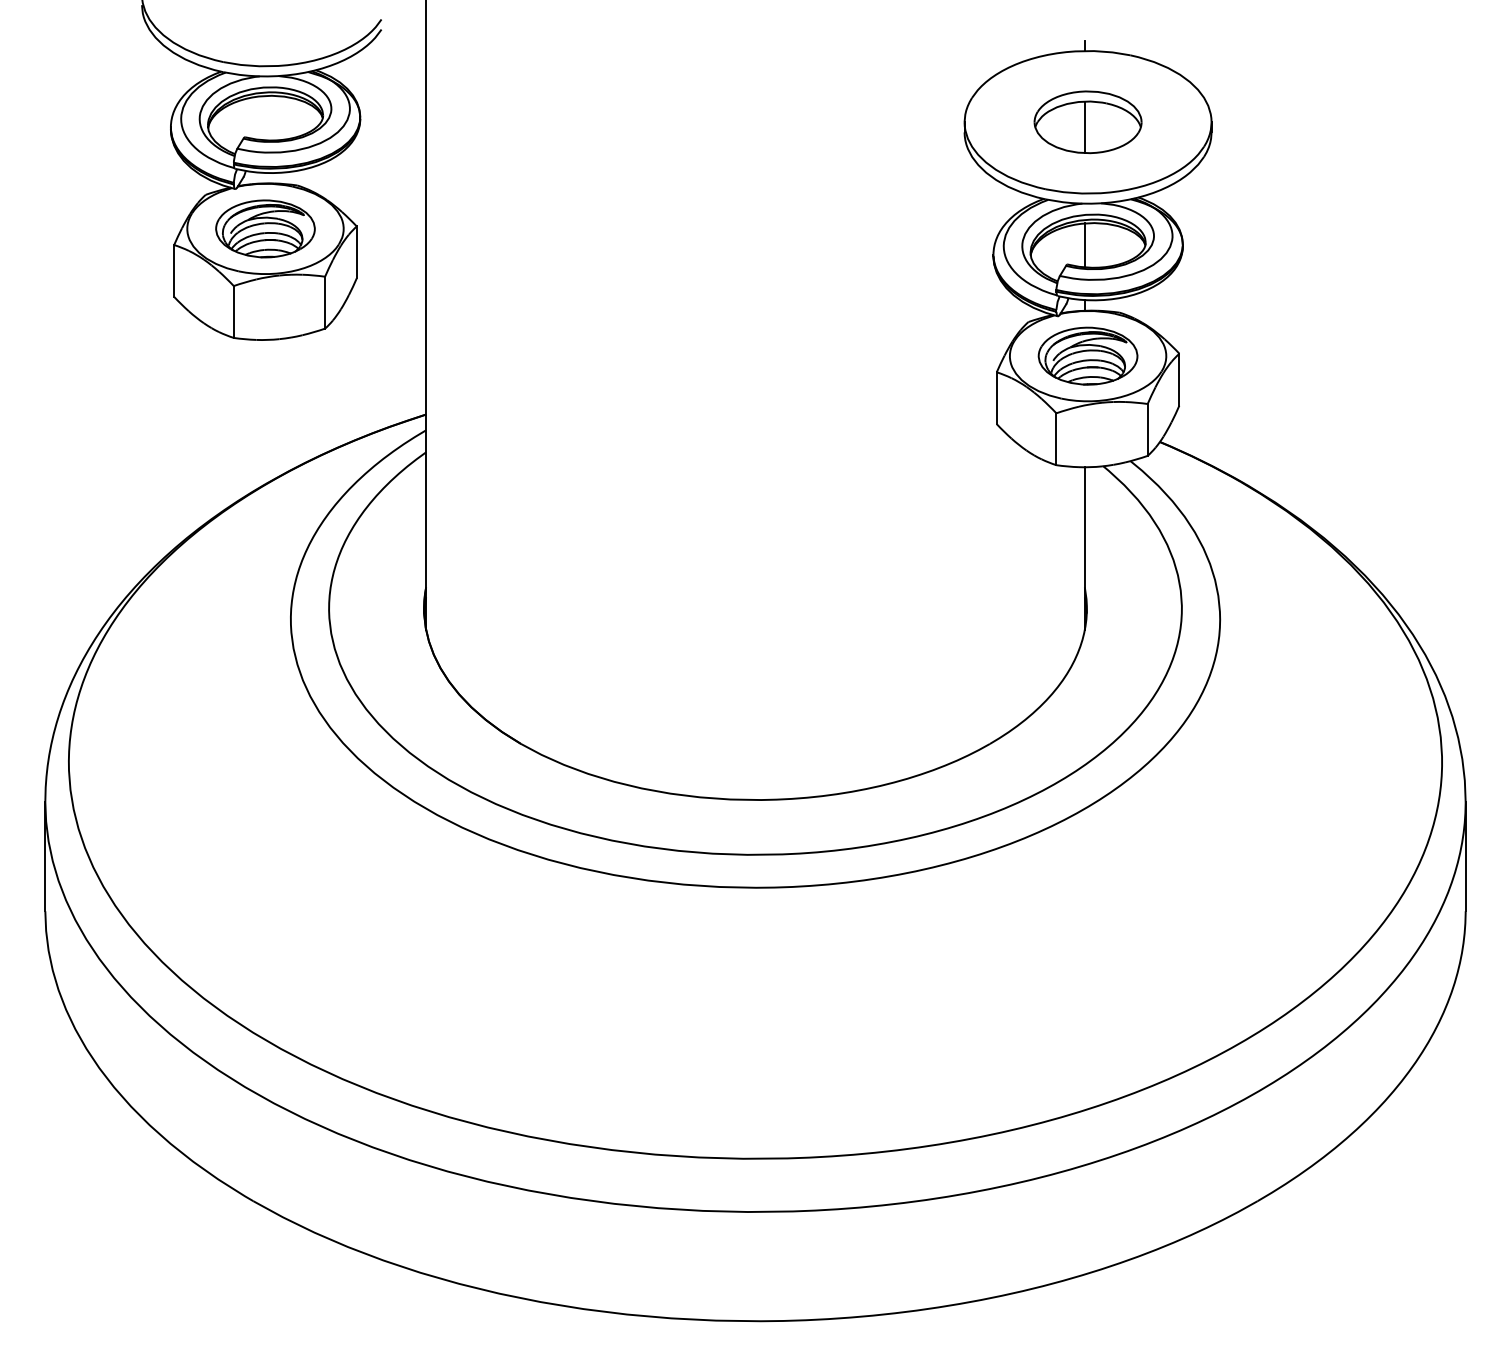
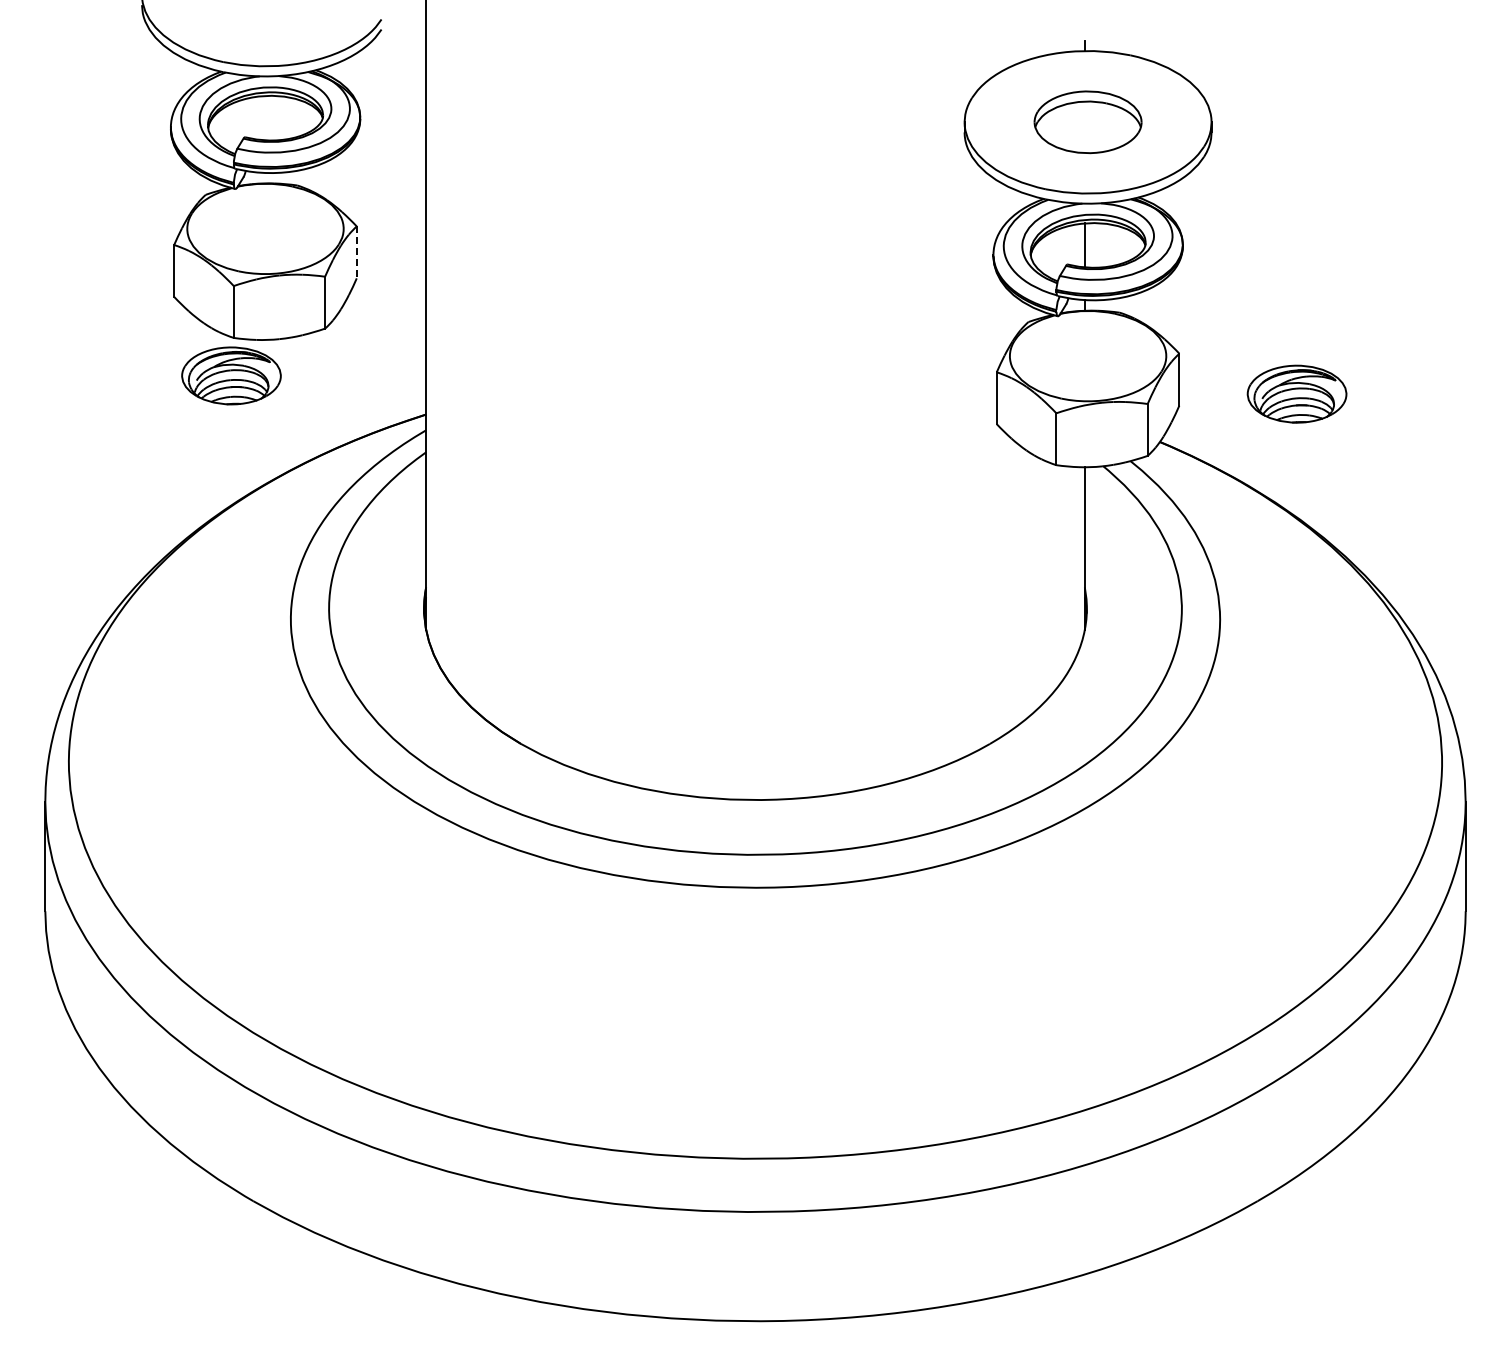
line: present -> none (1084, 127)
part position: (265, 228) -> (231, 375) (231, 375)
line: solid -> dashed (356, 252)
part position: (1087, 355) -> (1296, 393) (1296, 393)
